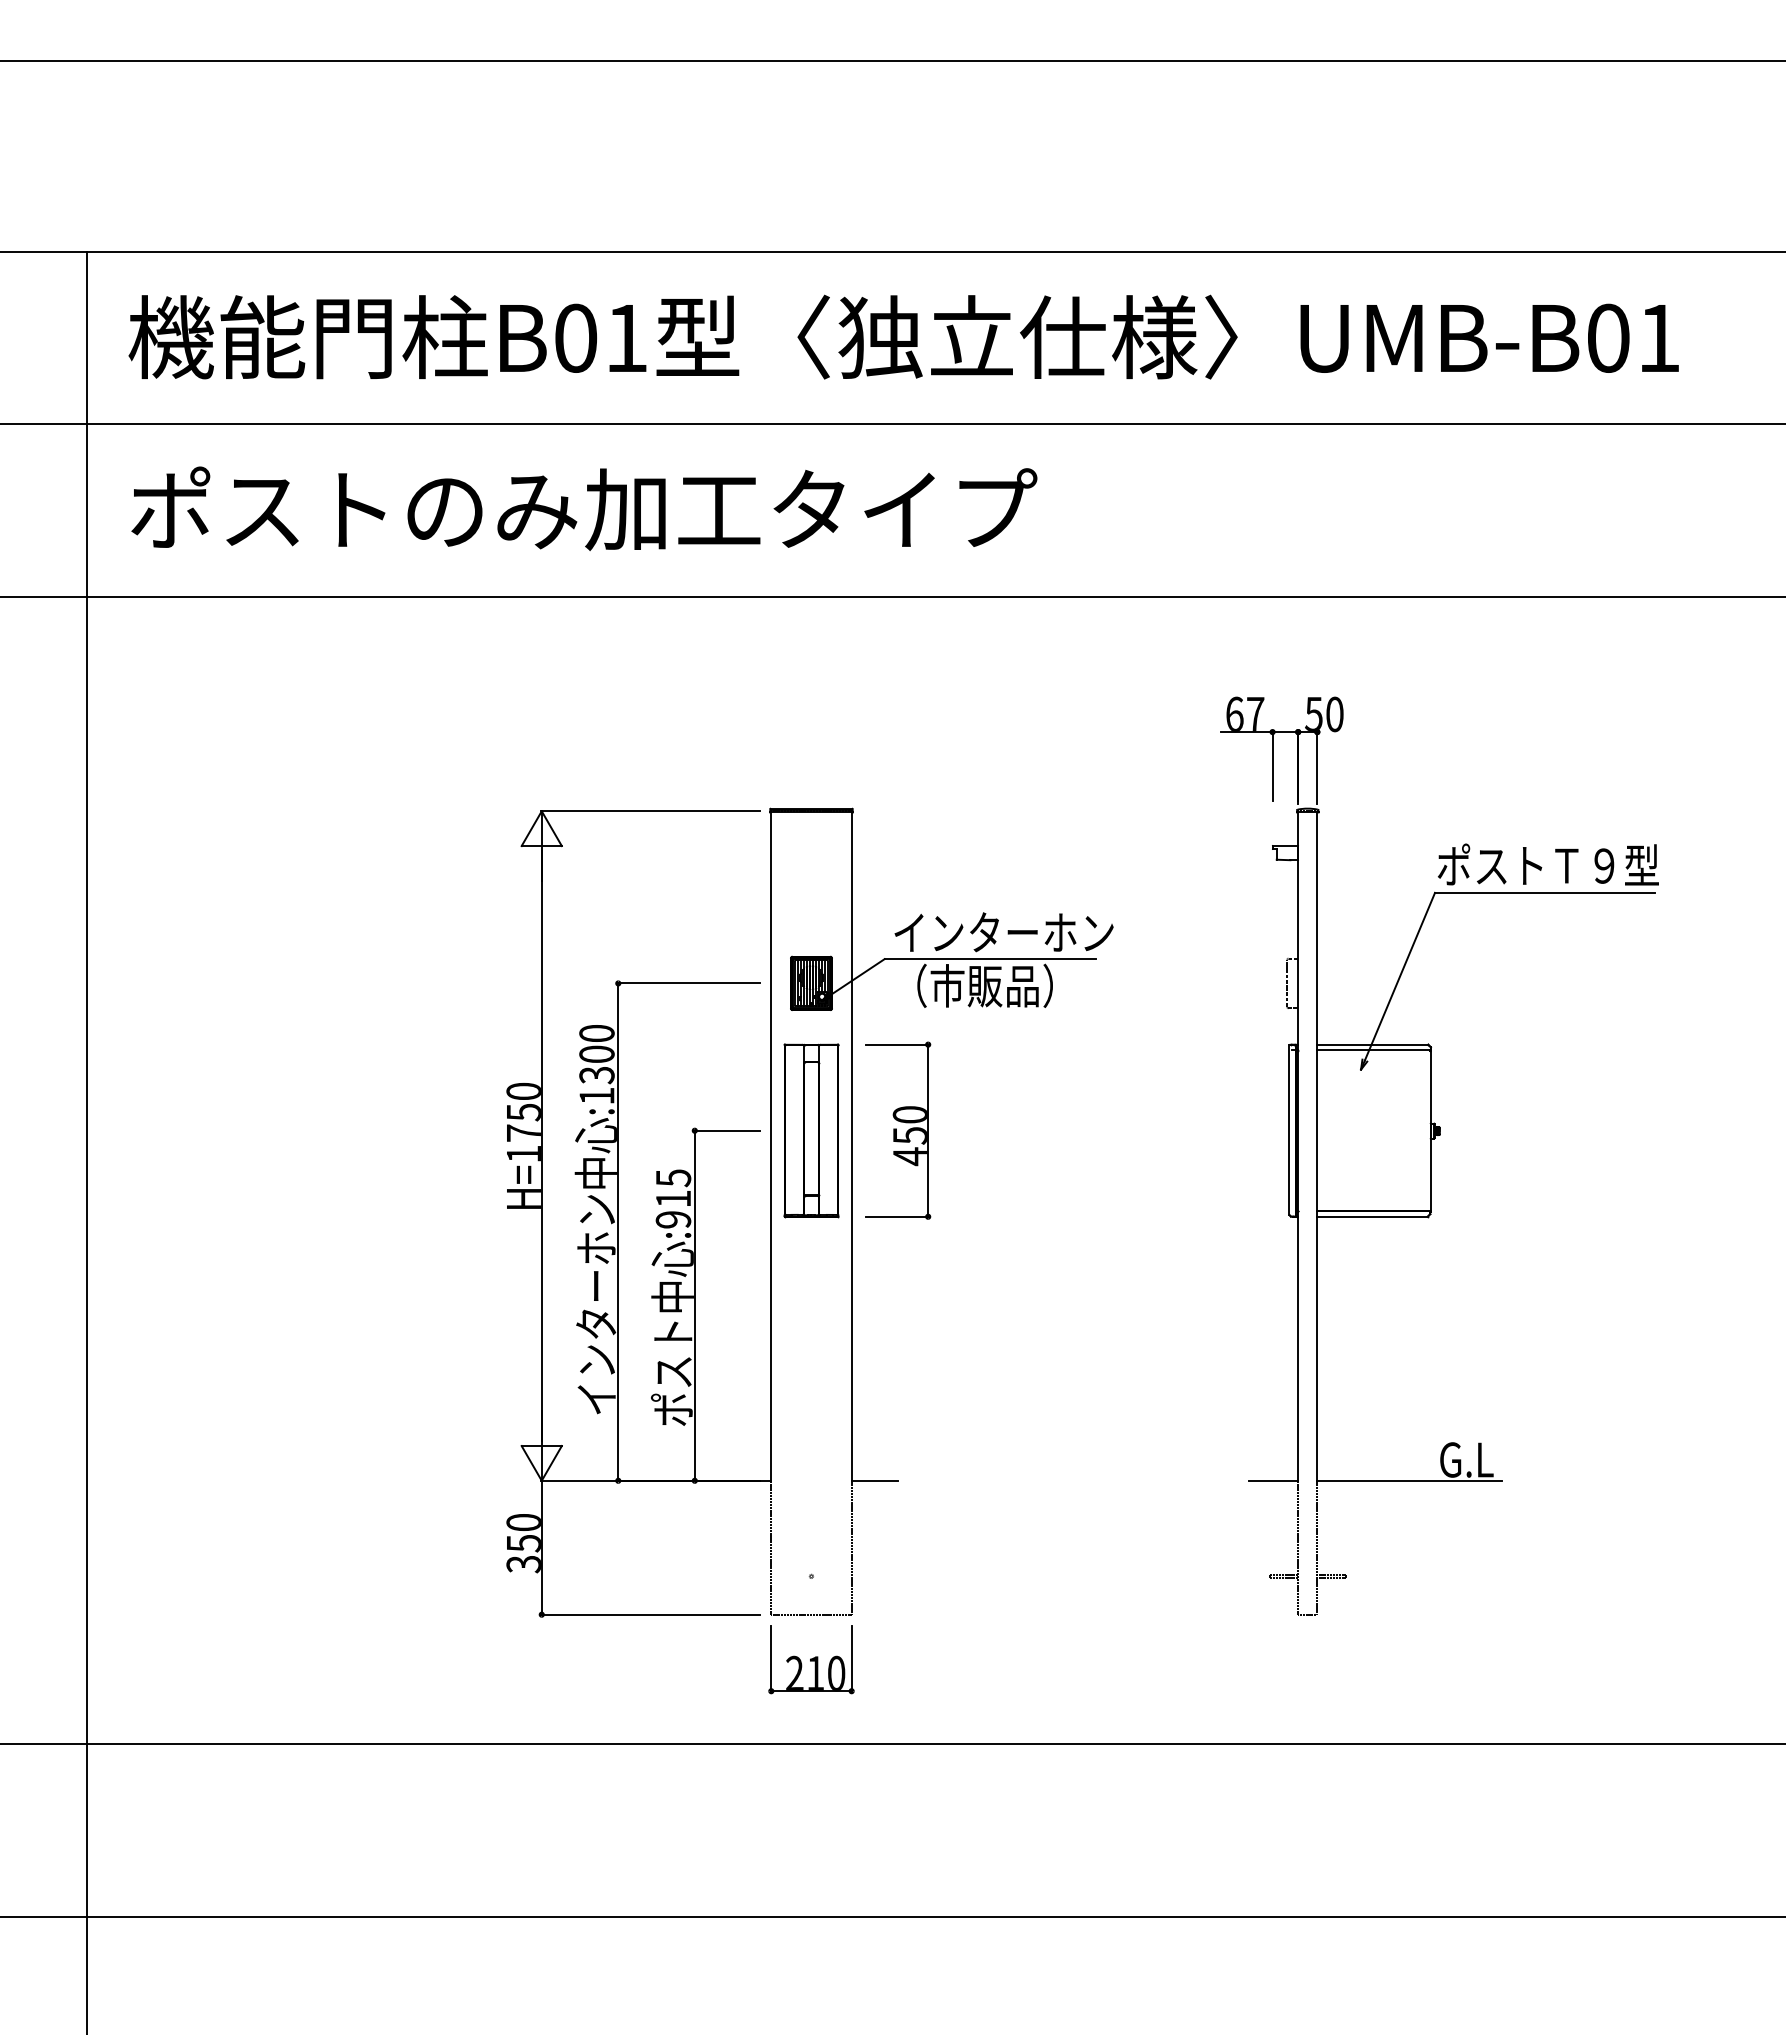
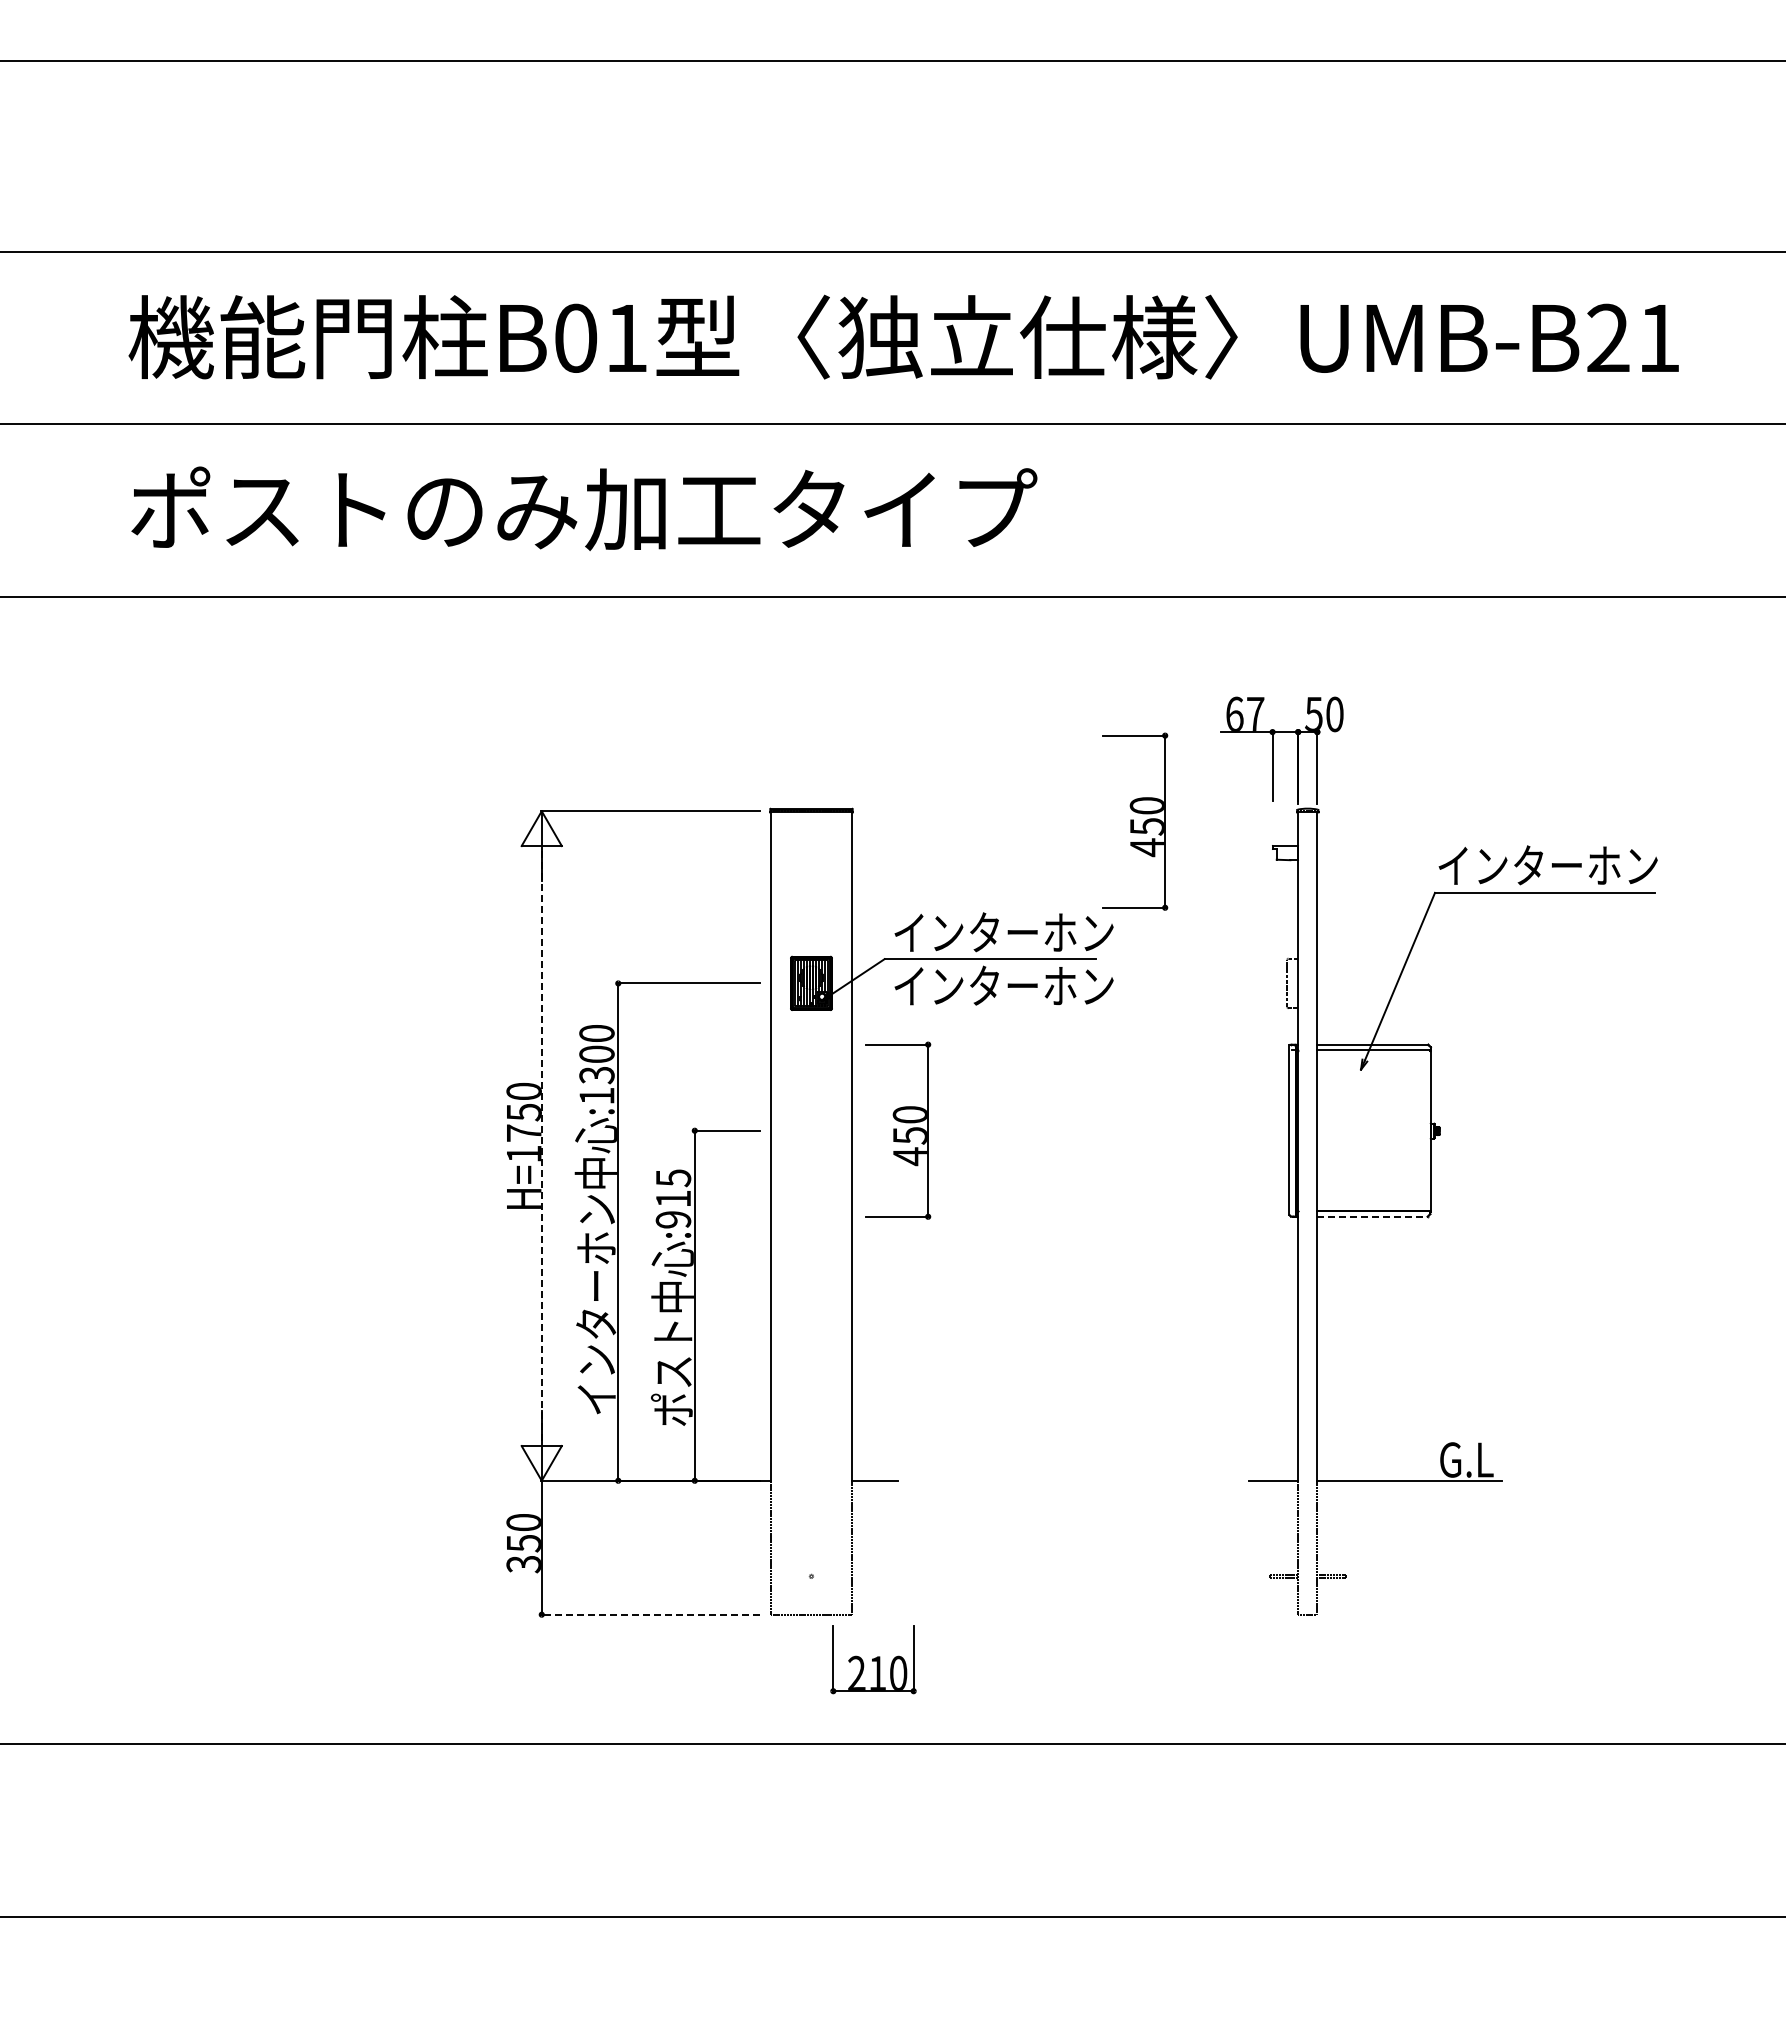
text: UMB-B01 -> UMB-B21 (1608, 337)
part: none -> present (1135, 821)
text: ポストＴ９型 -> インターホン (1547, 864)
text: （市販品） -> インターホン (1003, 985)
part: present -> none (811, 1130)
line: present -> none (87, 1141)
line: solid -> dashed (541, 1146)
line: solid -> dashed (1372, 1216)
line: solid -> dashed (650, 1614)
part position: (811, 1659) -> (873, 1659) (873, 1659)
